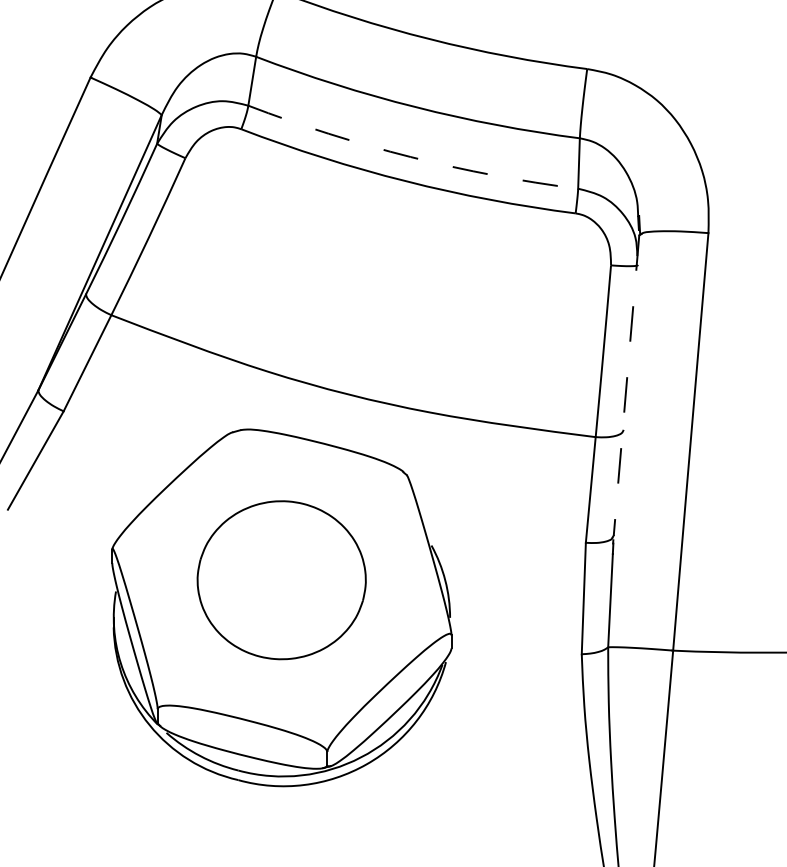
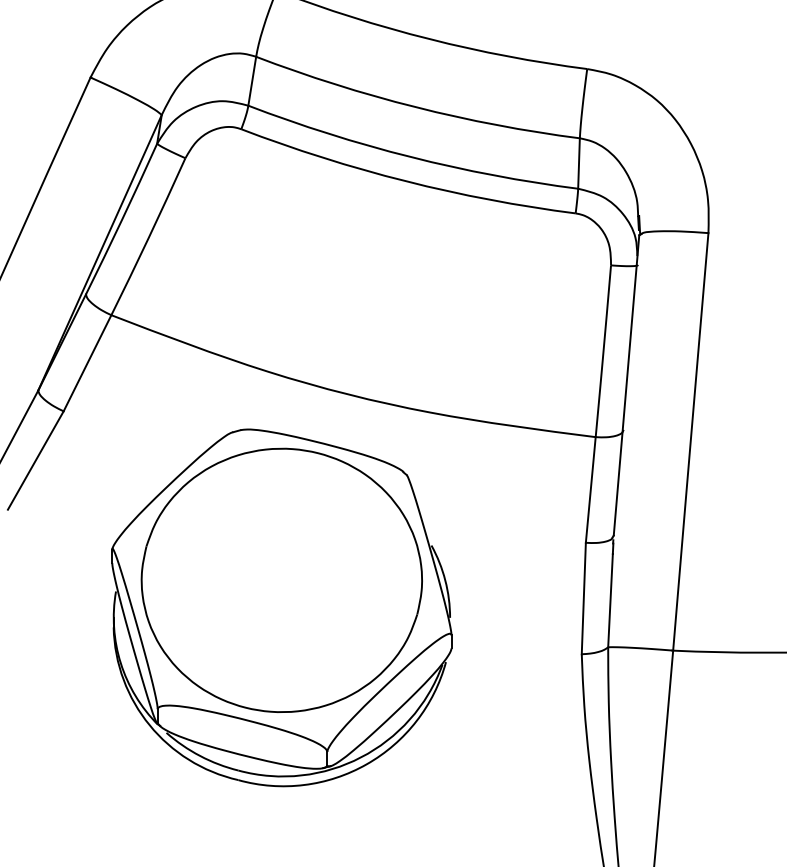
arc: dashed -> solid (410, 157)
line: dashed -> solid (626, 385)
part size: 171x161 px -> 283x266 px (281, 579)
